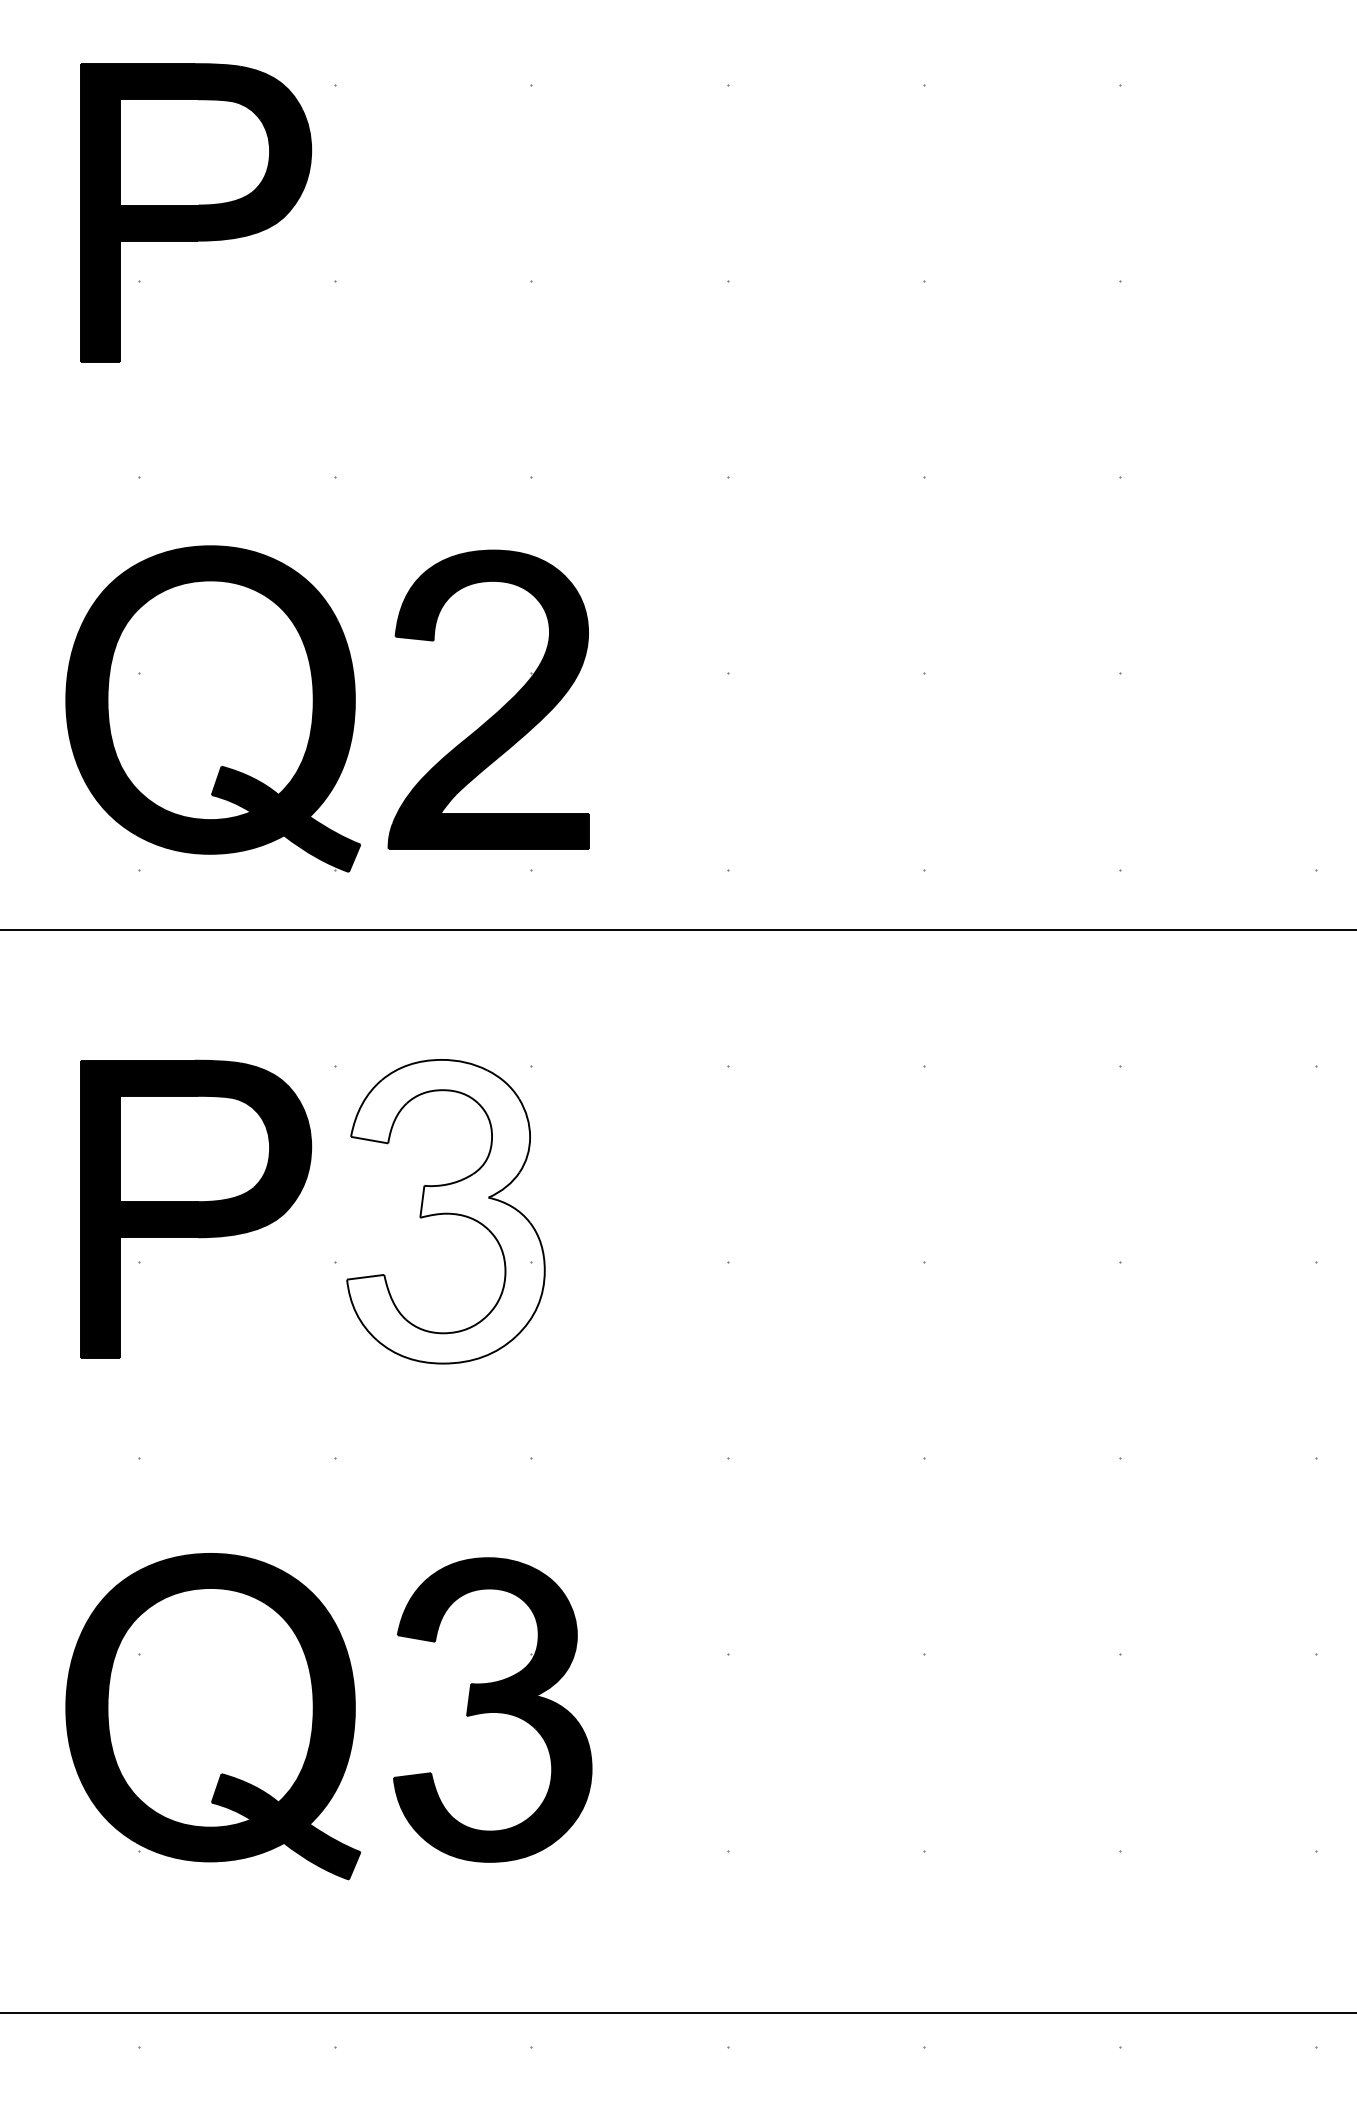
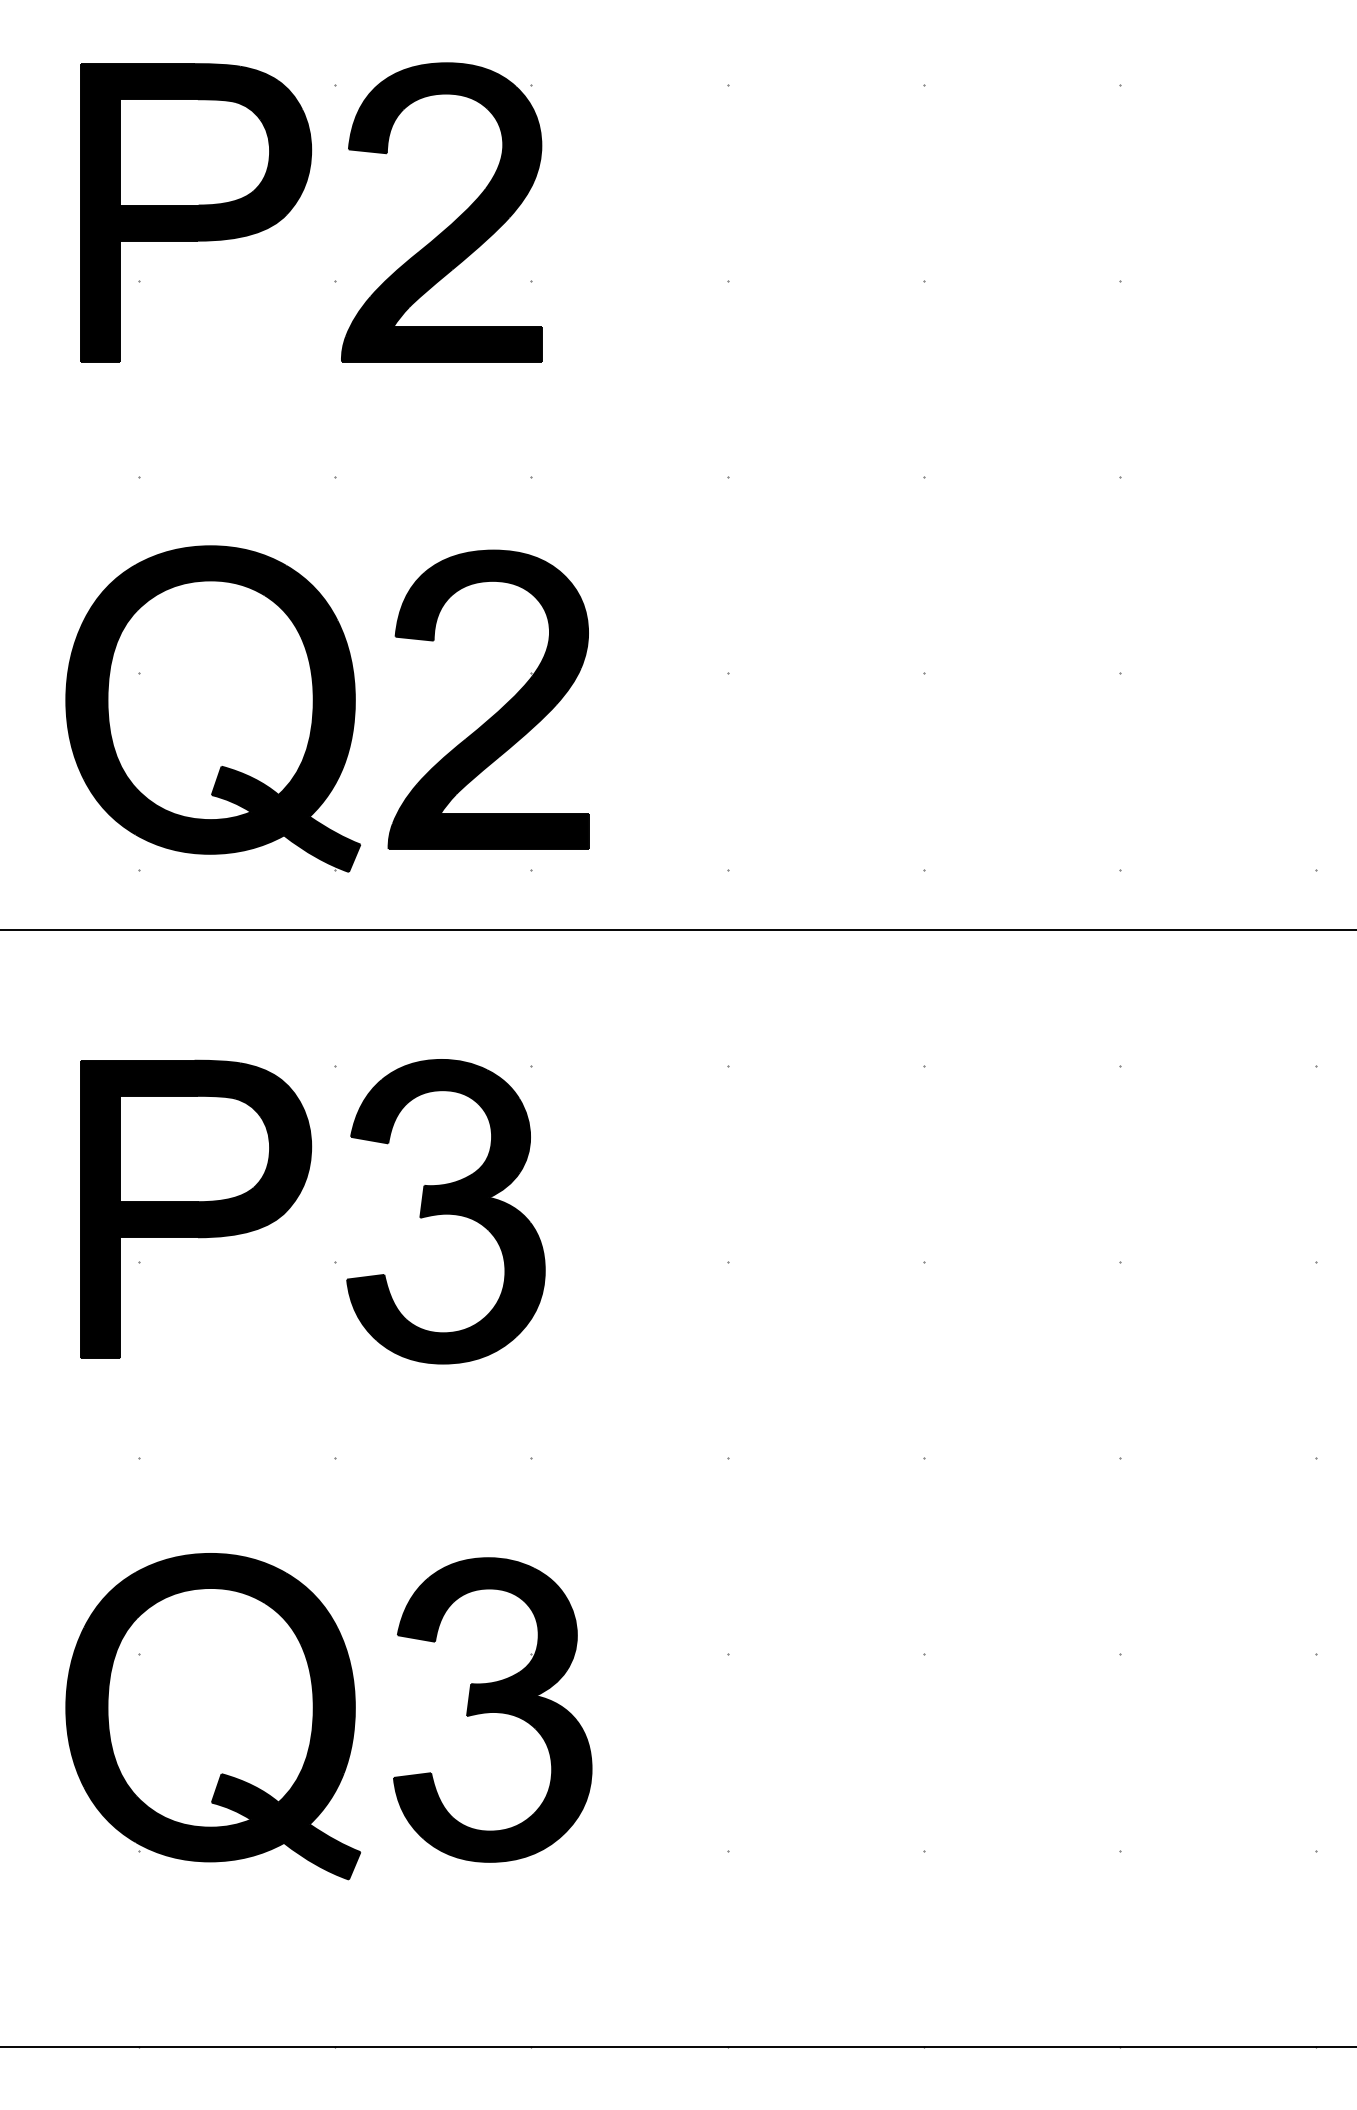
part: none -> present (452, 222)
fill: none -> present (445, 1211)
line position: (677, 2012) -> (677, 2046) (677, 2046)
